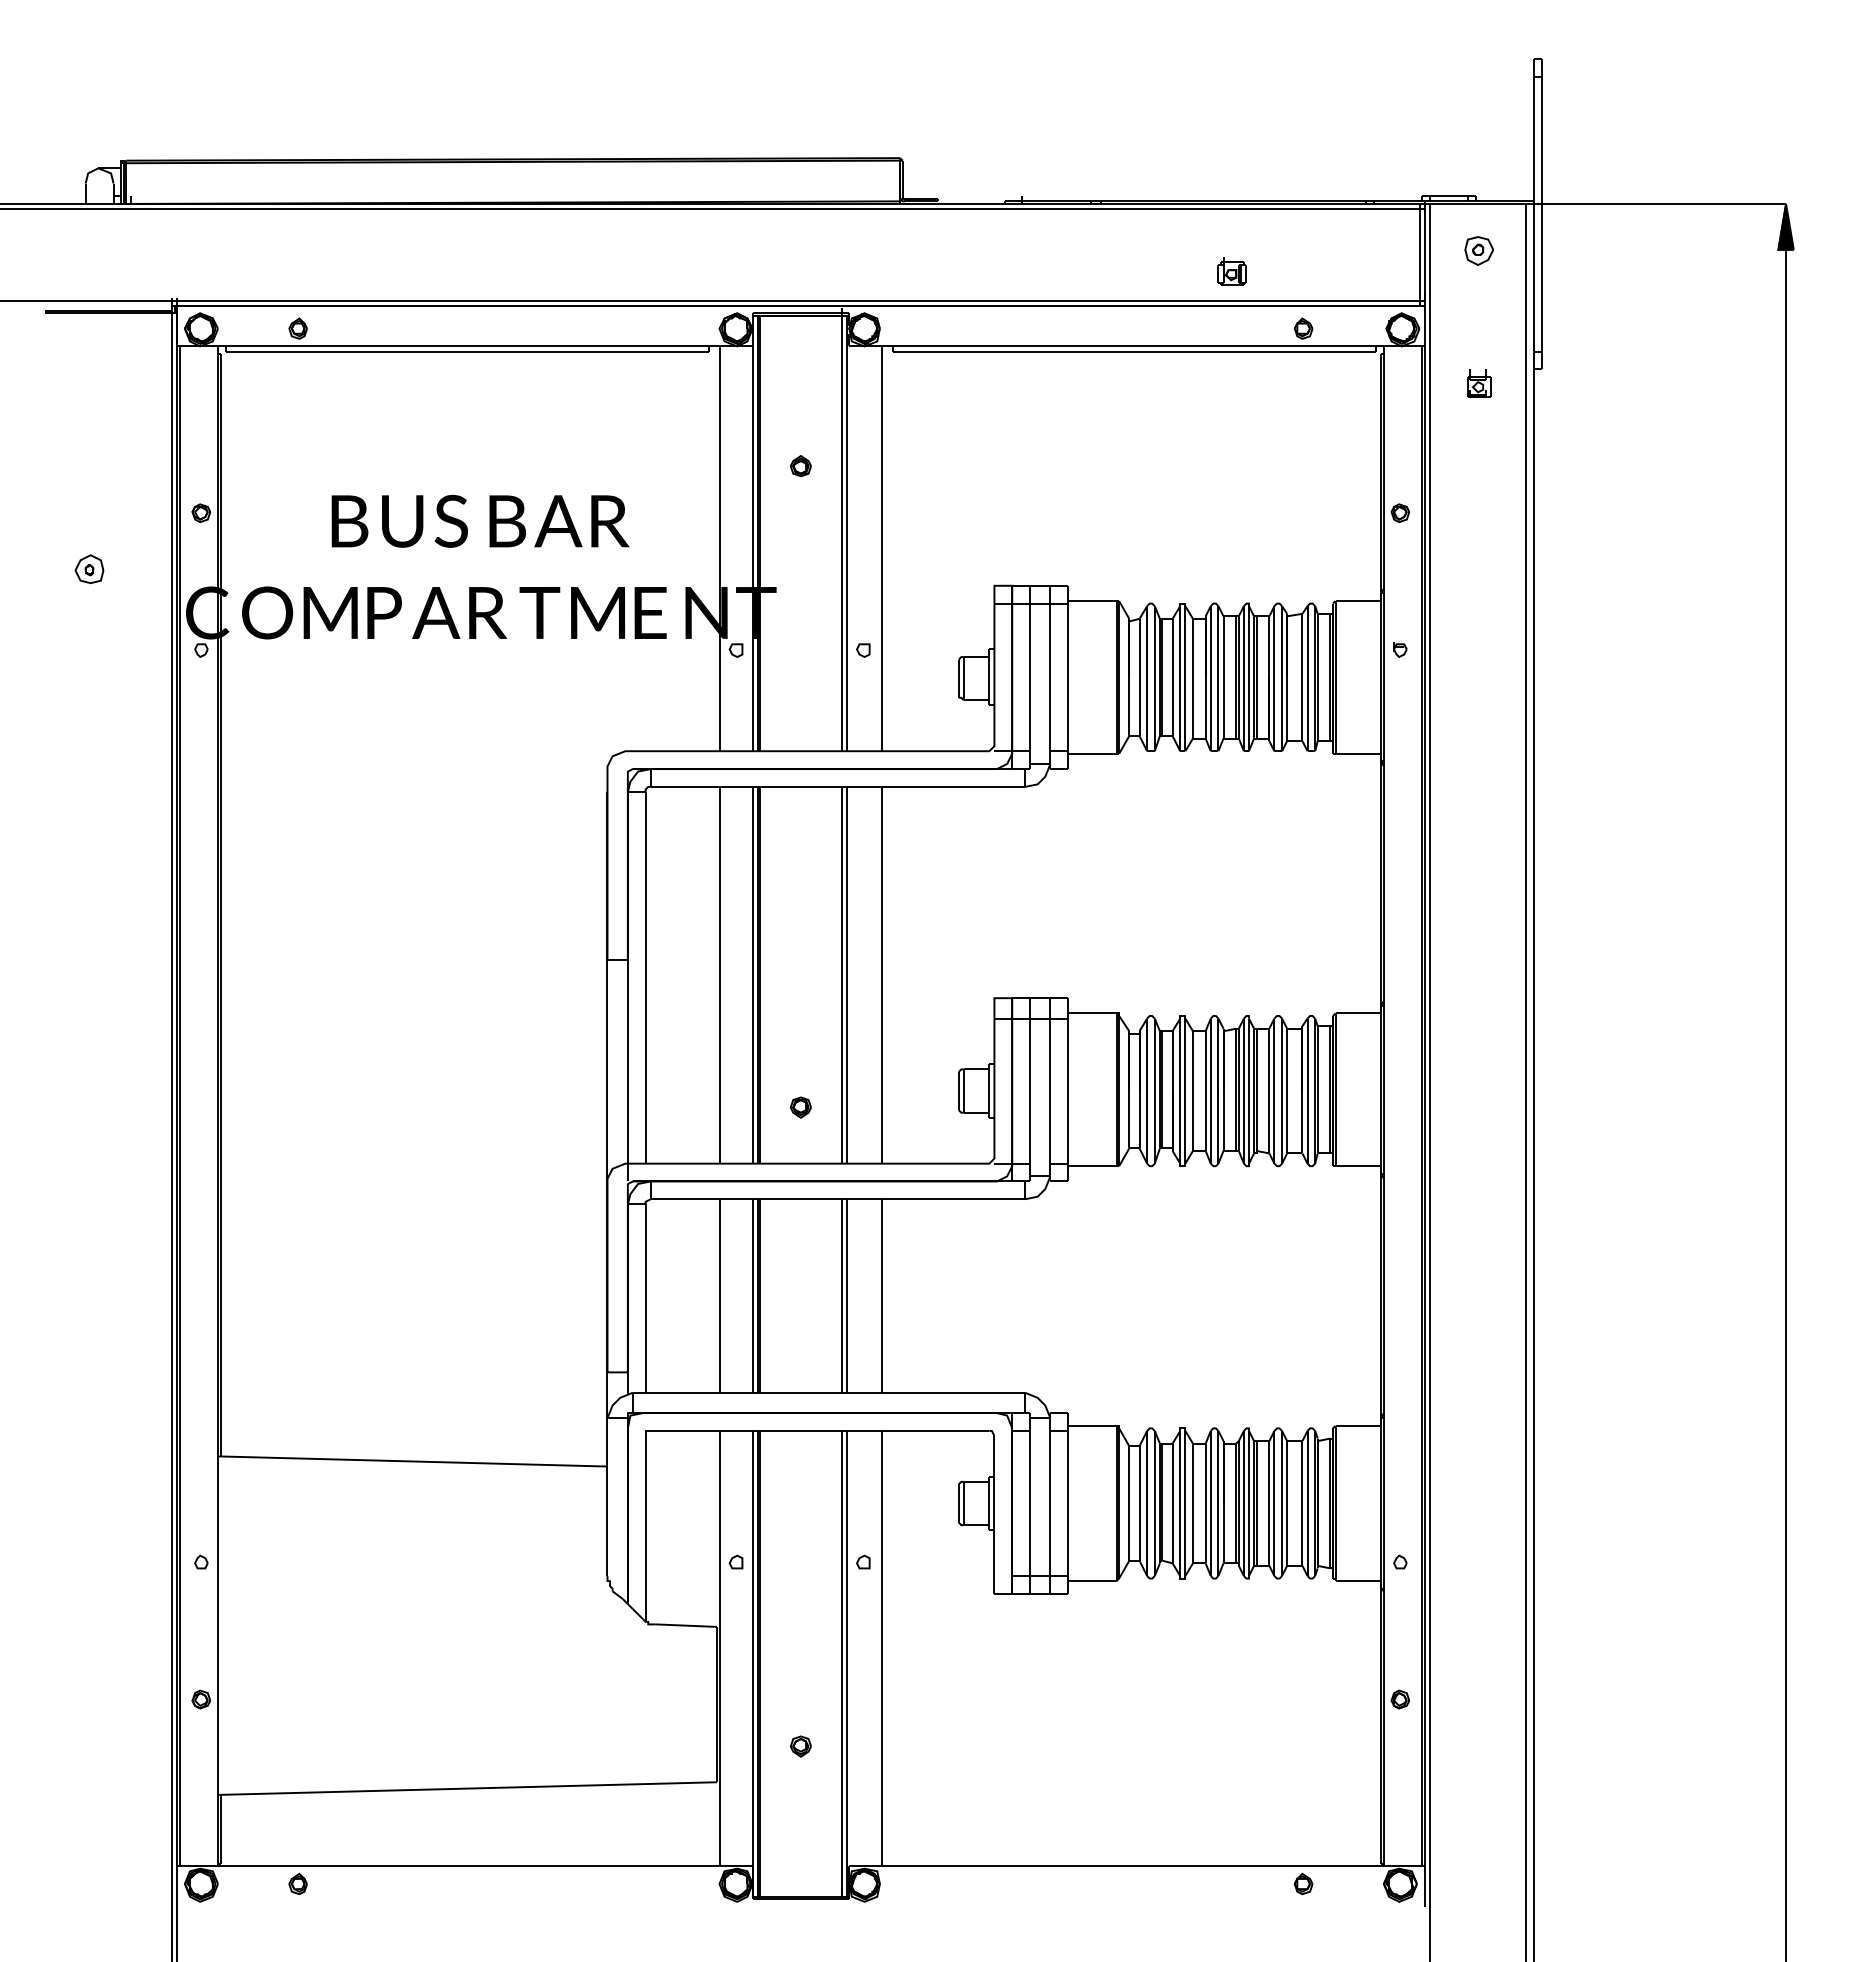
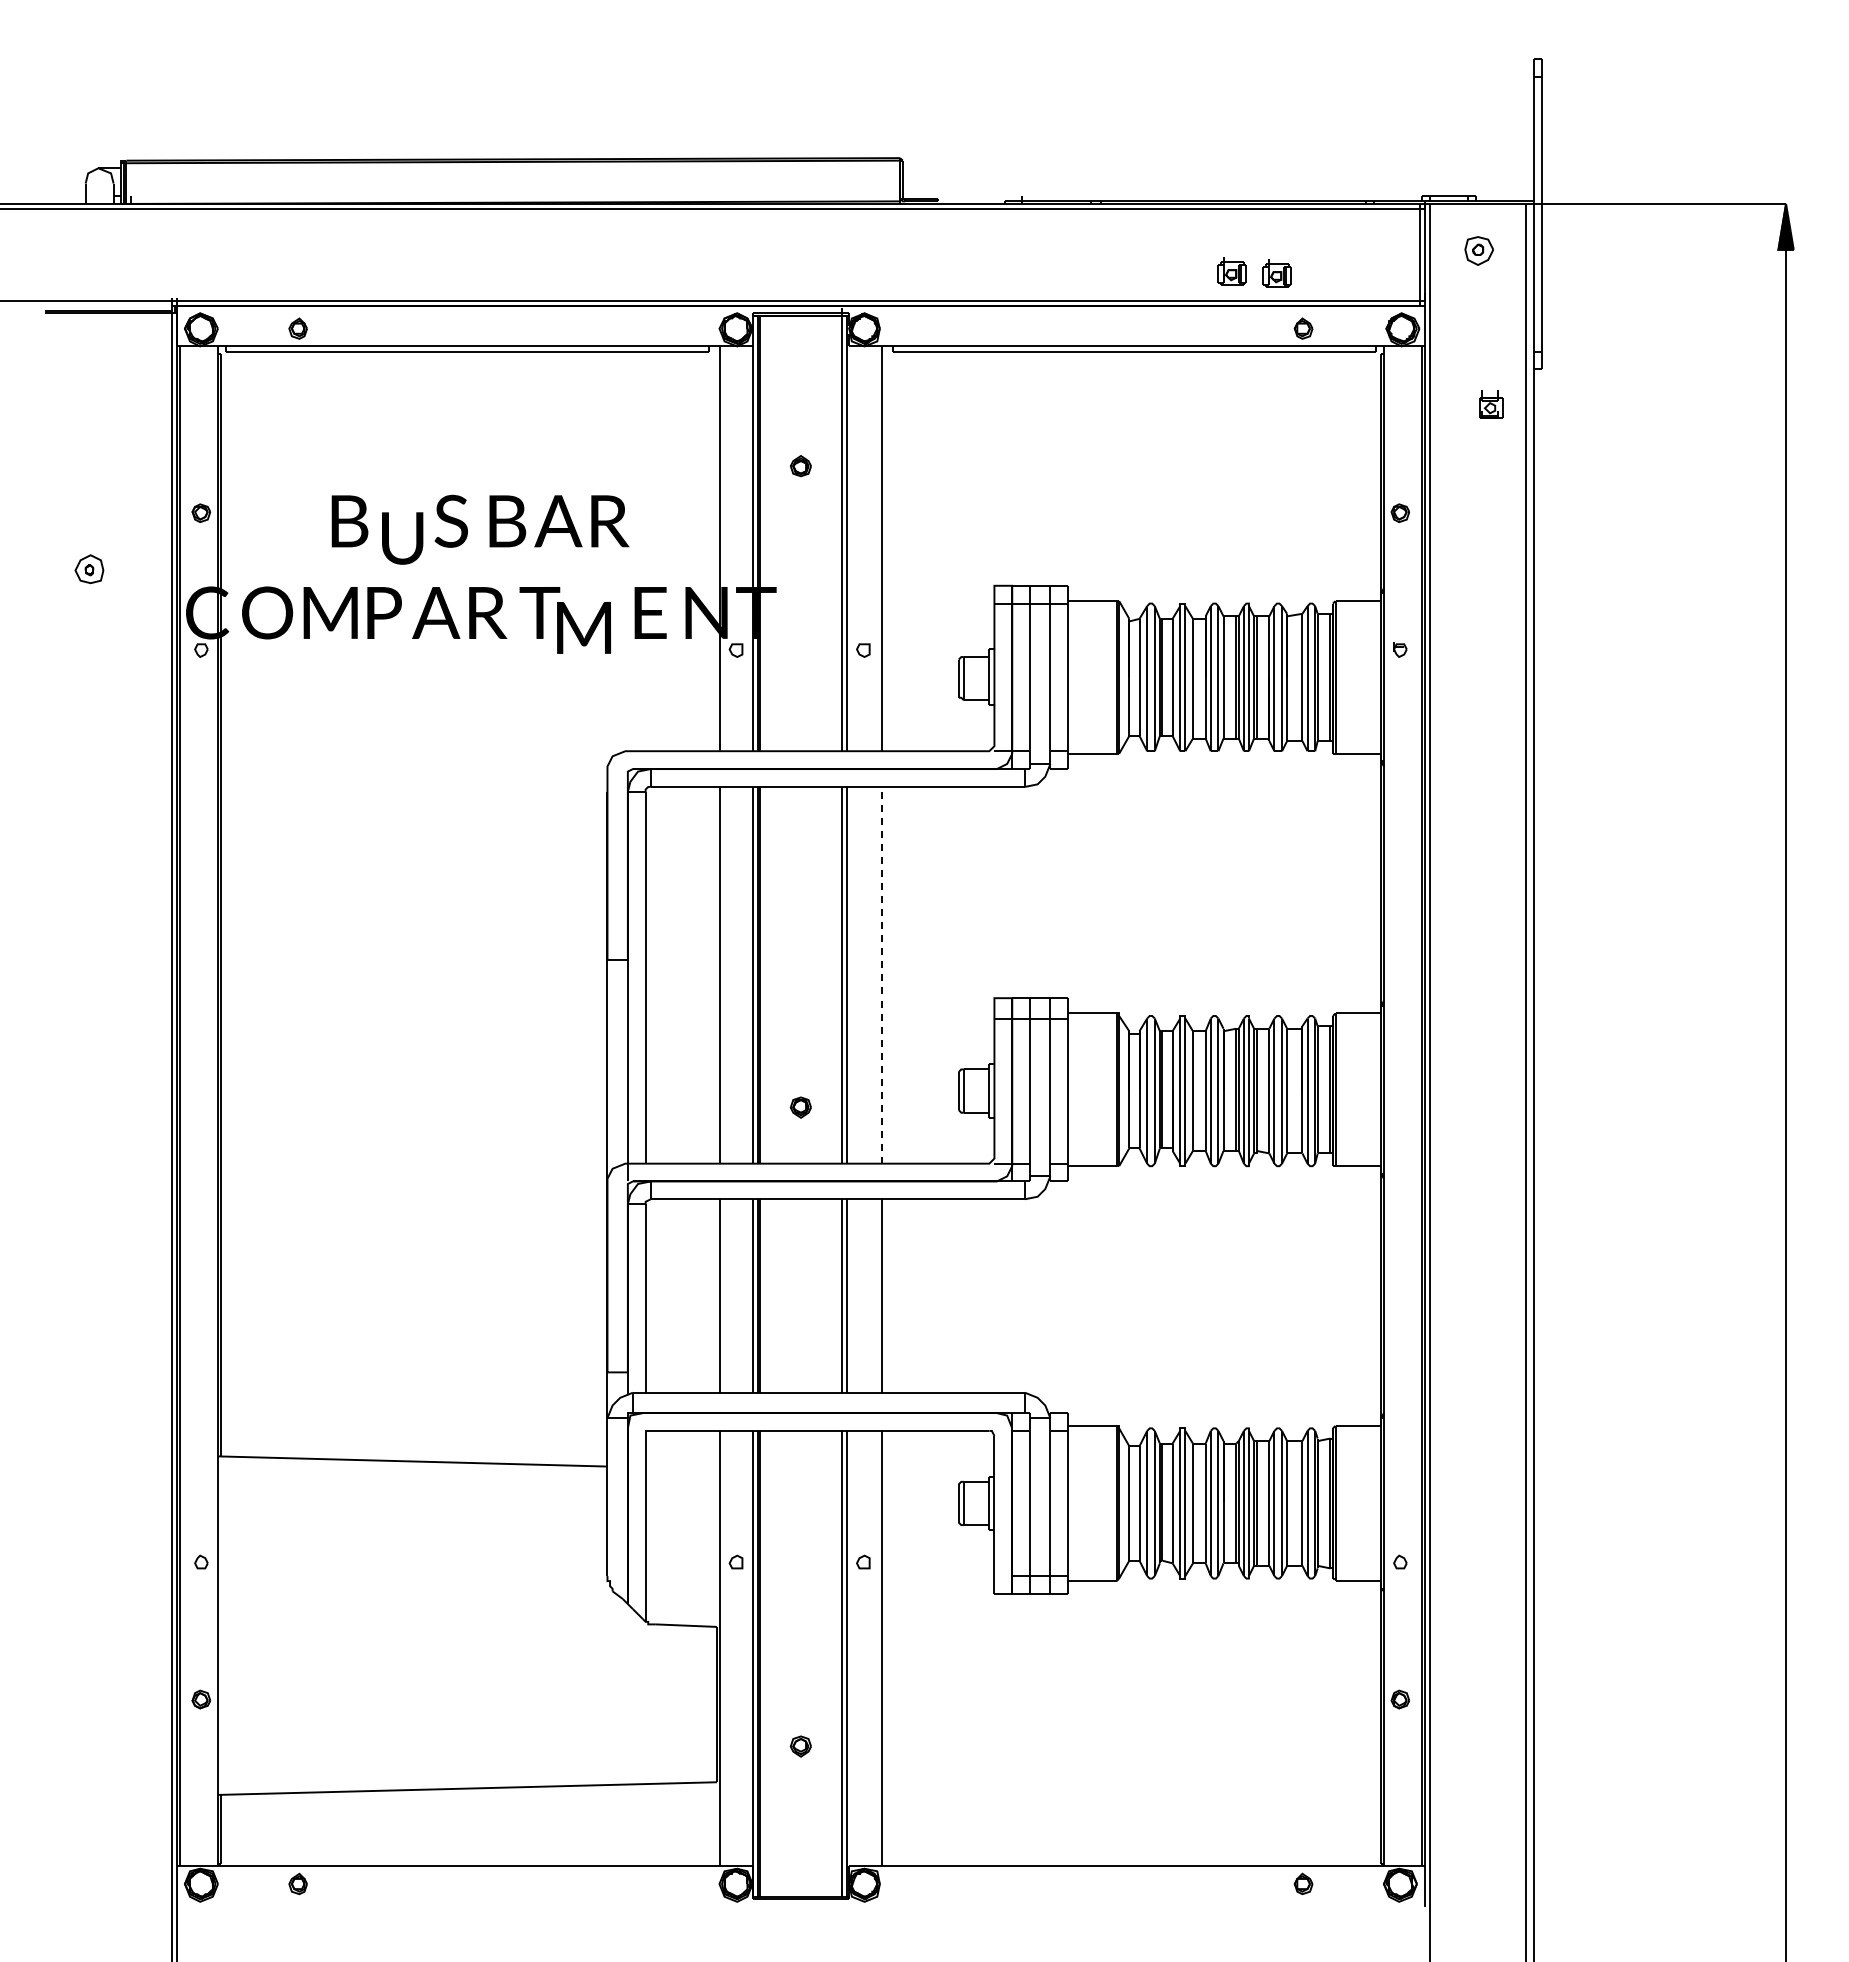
part: none -> present (1276, 273)
part position: (1479, 383) -> (1491, 404) (1491, 404)
text position: (402, 521) -> (402, 538) (402, 538)
text position: (597, 612) -> (583, 627) (583, 627)
line: solid -> dashed (882, 974)
